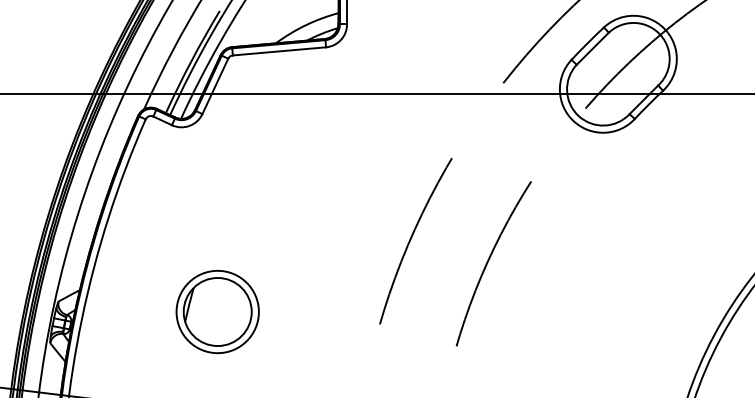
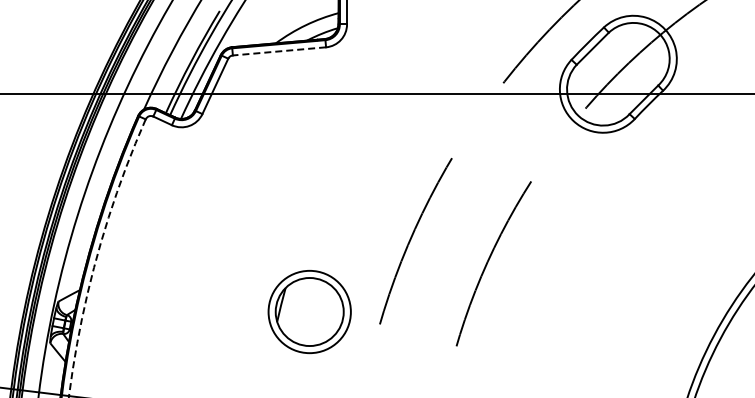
line: solid -> dashed (279, 51)
arc: solid -> dashed (97, 254)
part position: (217, 312) -> (309, 312) (309, 312)
